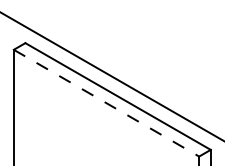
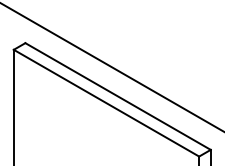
line position: (111, 76) -> (111, 67) (111, 67)
line: dashed -> solid (106, 103)
